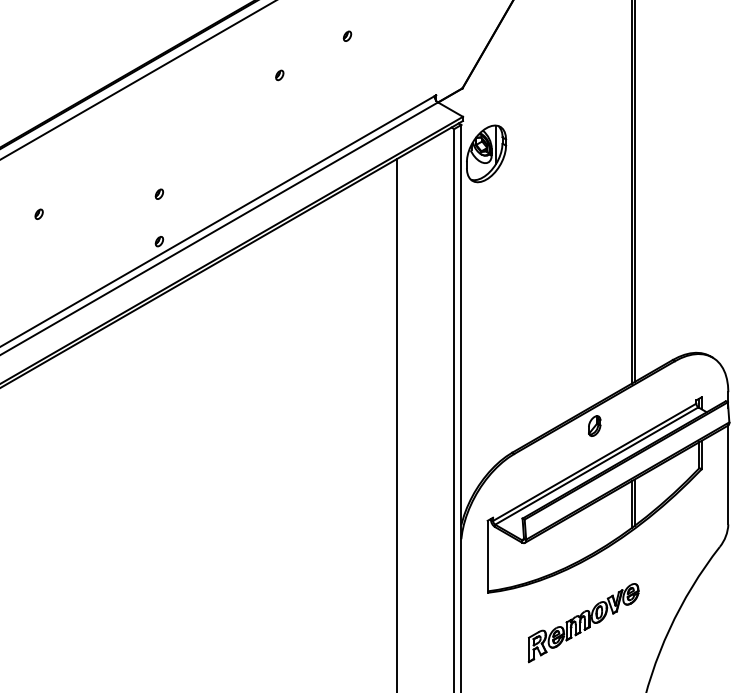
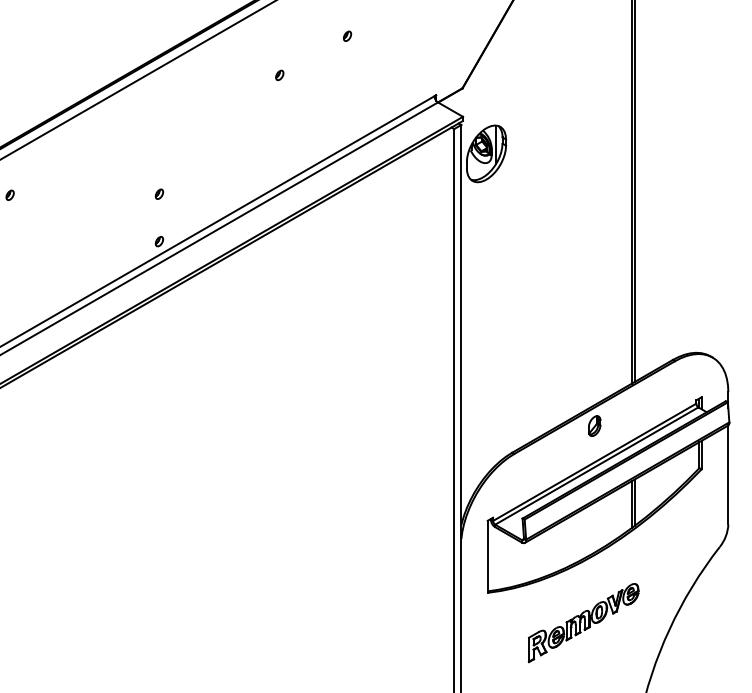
part position: (38, 213) -> (9, 194) (9, 194)
line: present -> none (397, 423)
